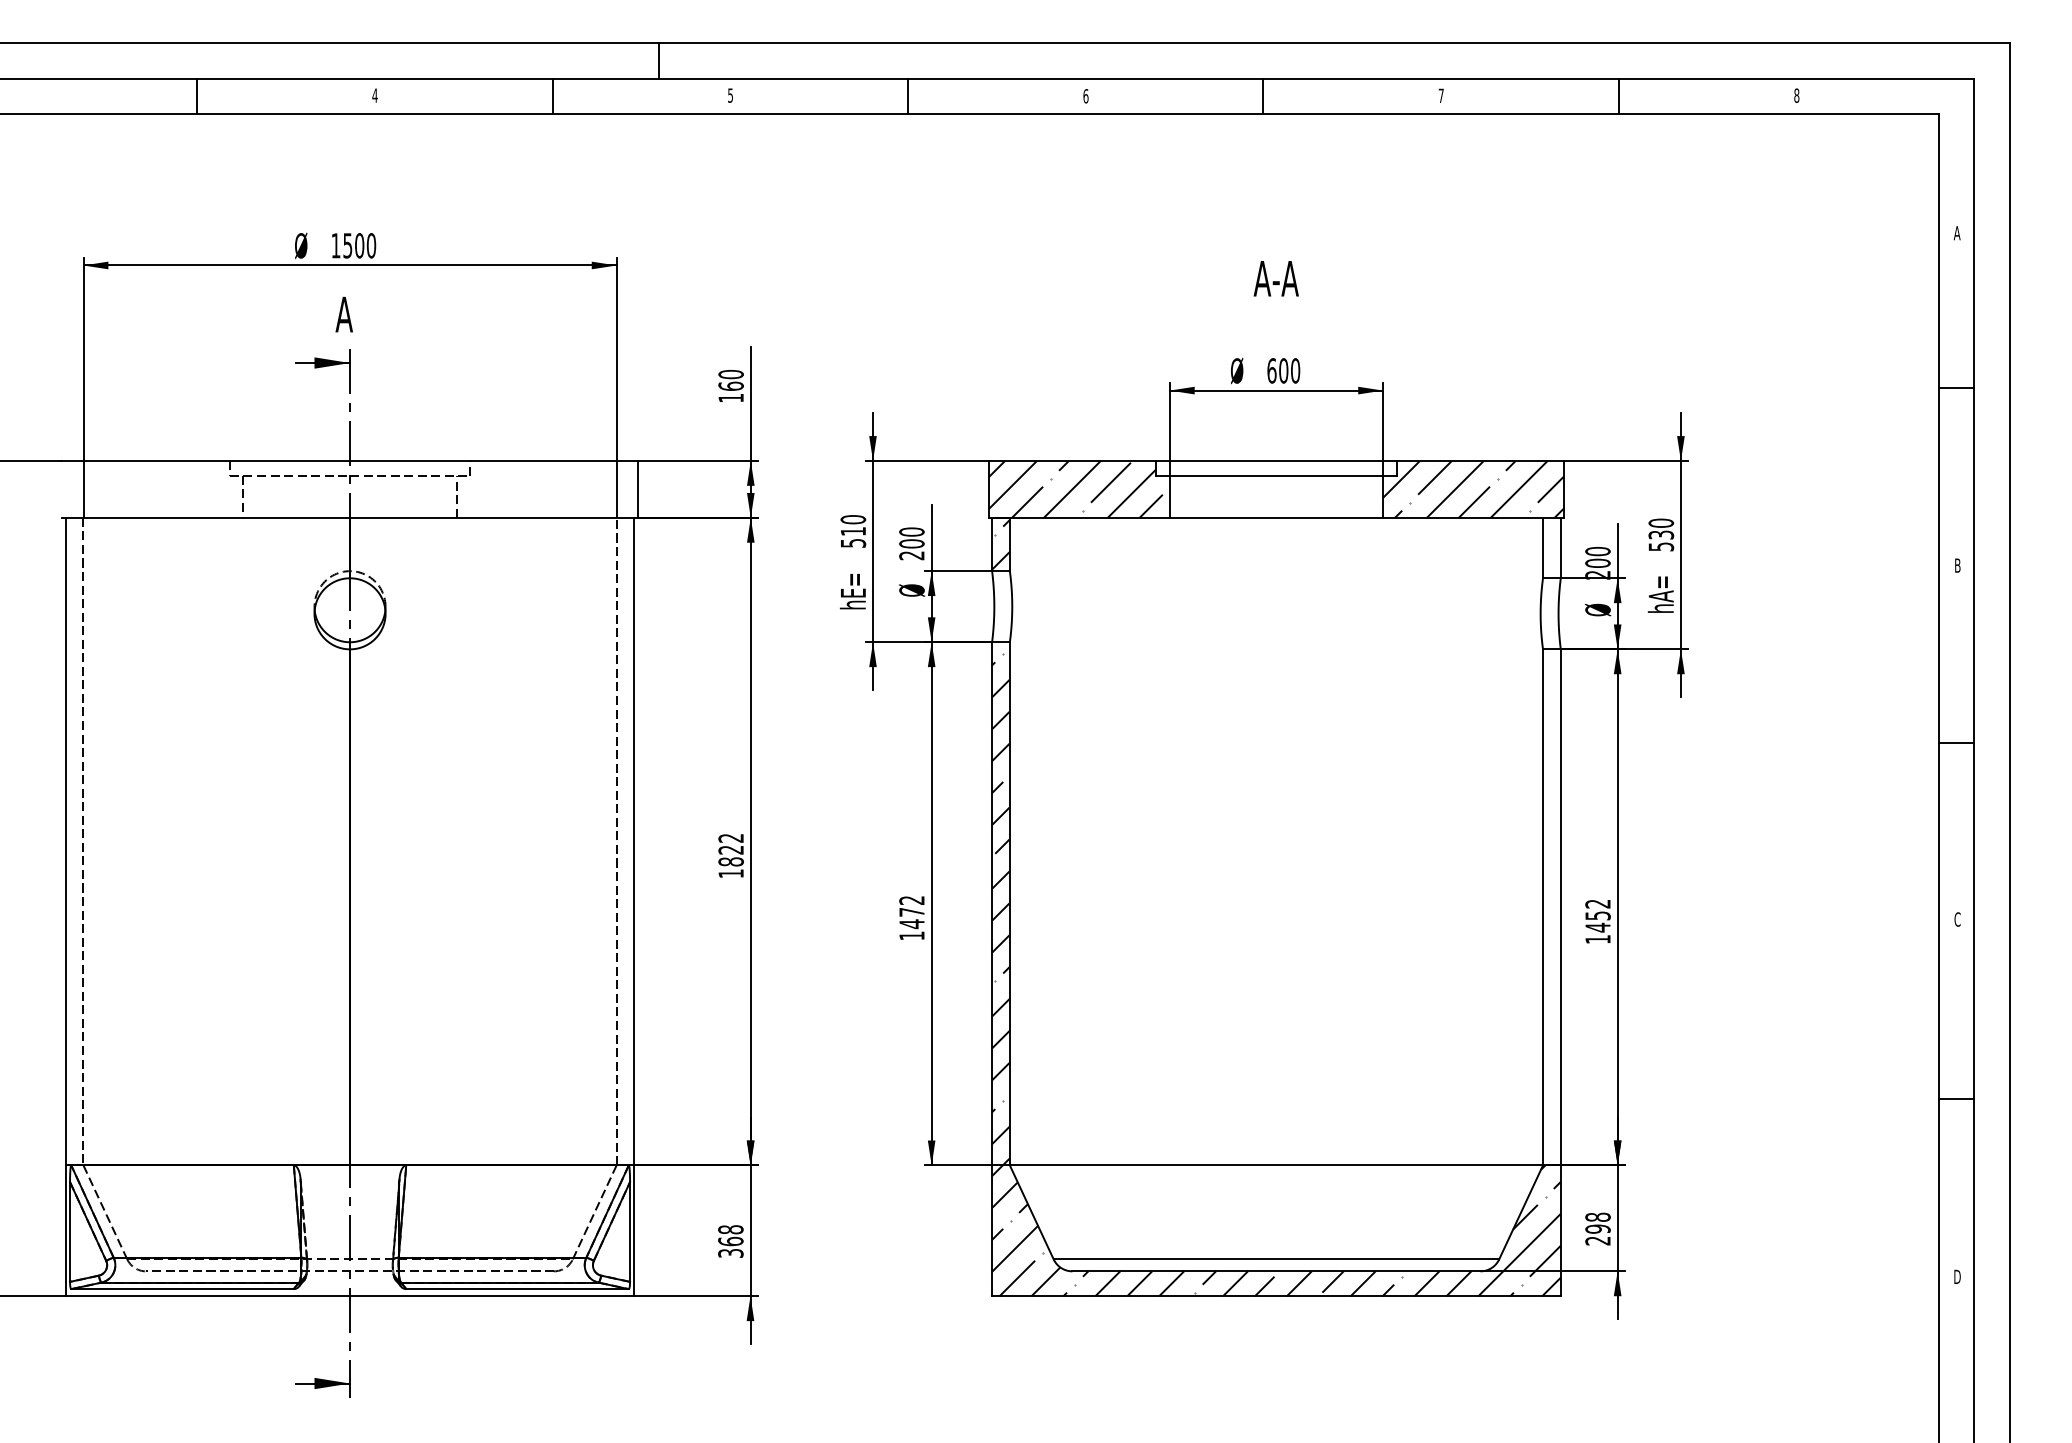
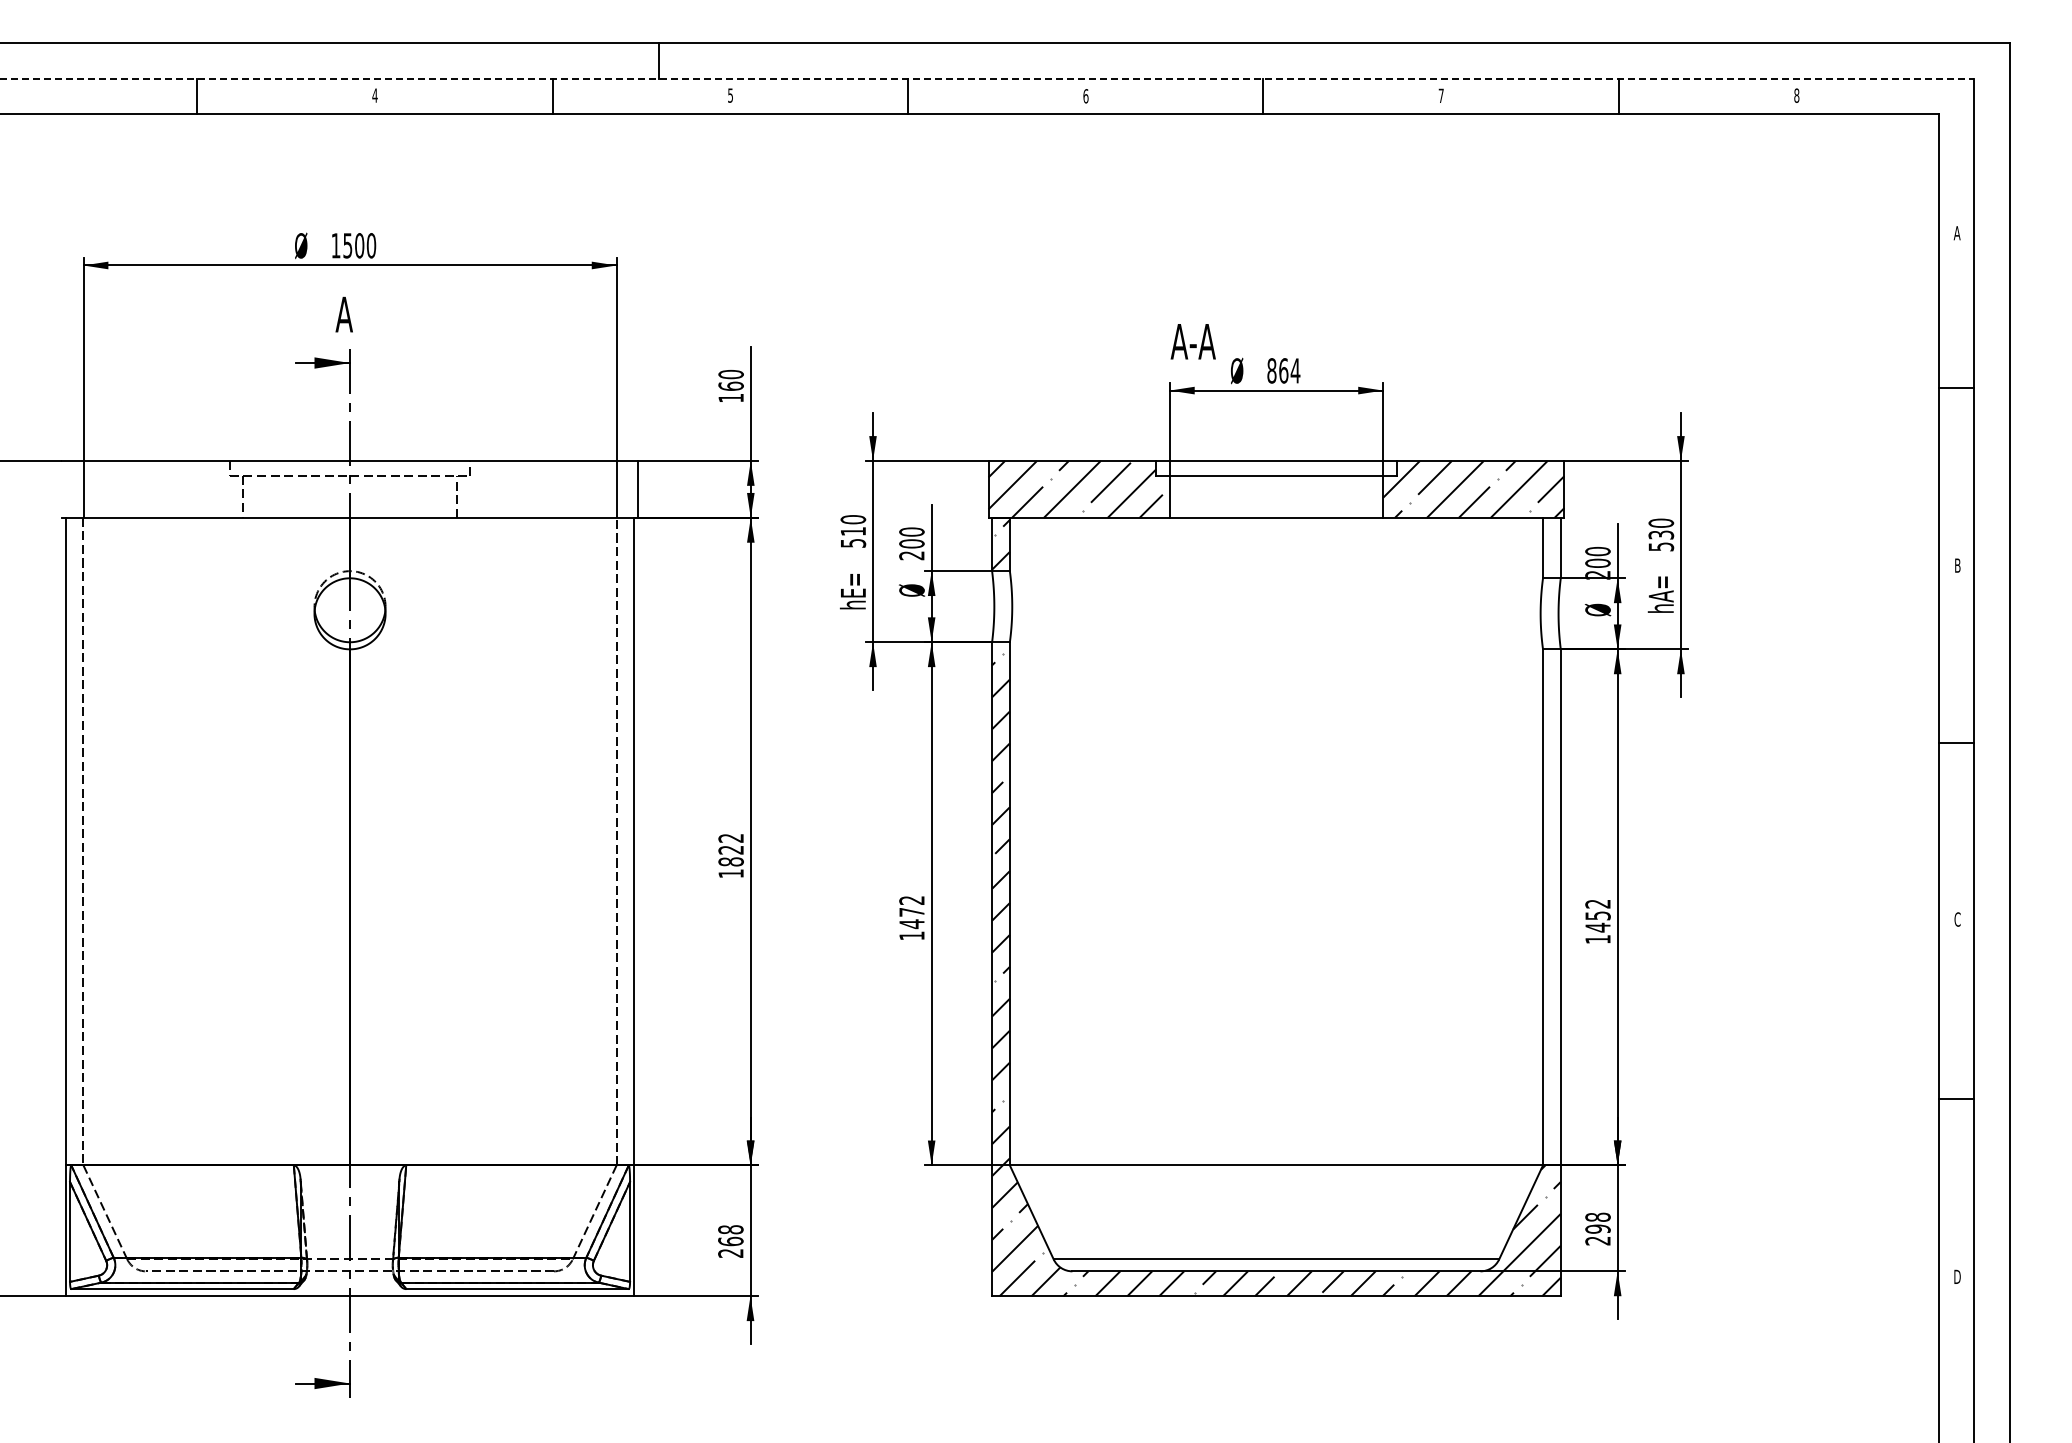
line: solid -> dashed (987, 78)
text position: (1275, 278) -> (1192, 341) (1192, 341)
text: 600 -> 864 (1283, 370)
text: 368 -> 268 (730, 1253)
